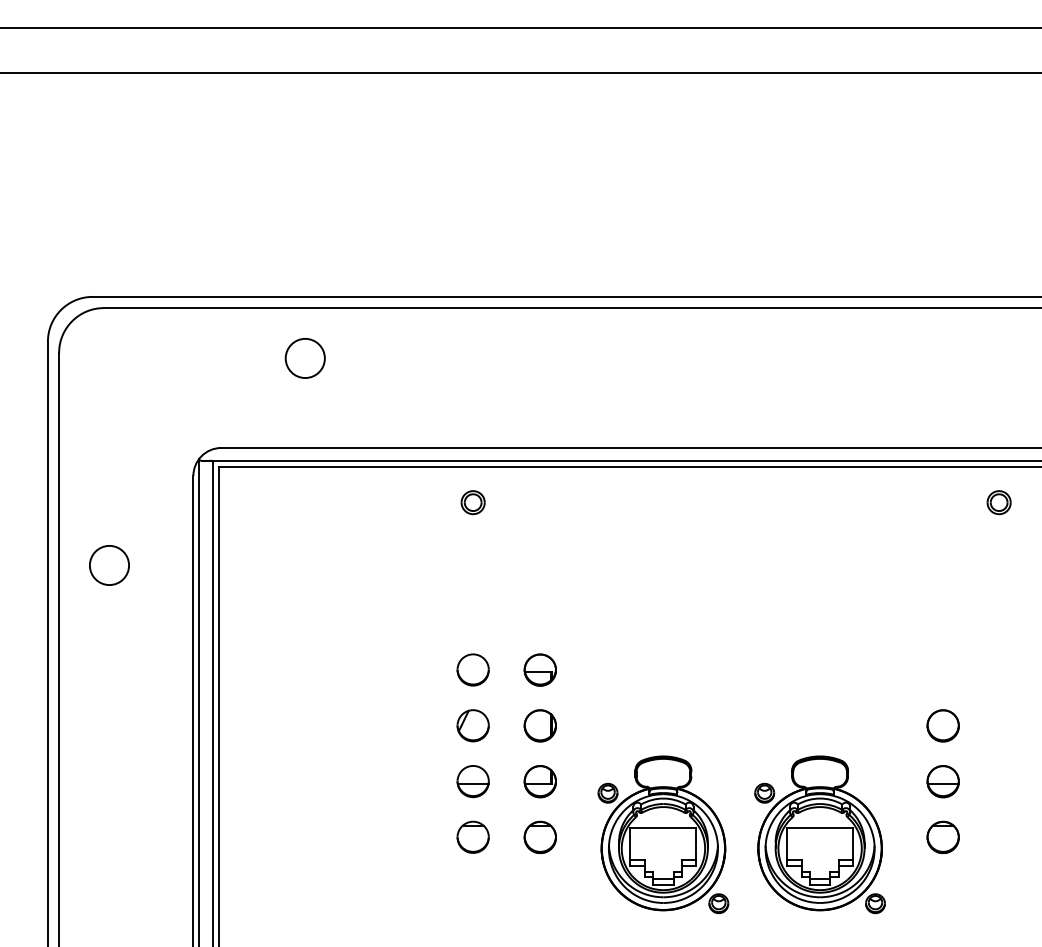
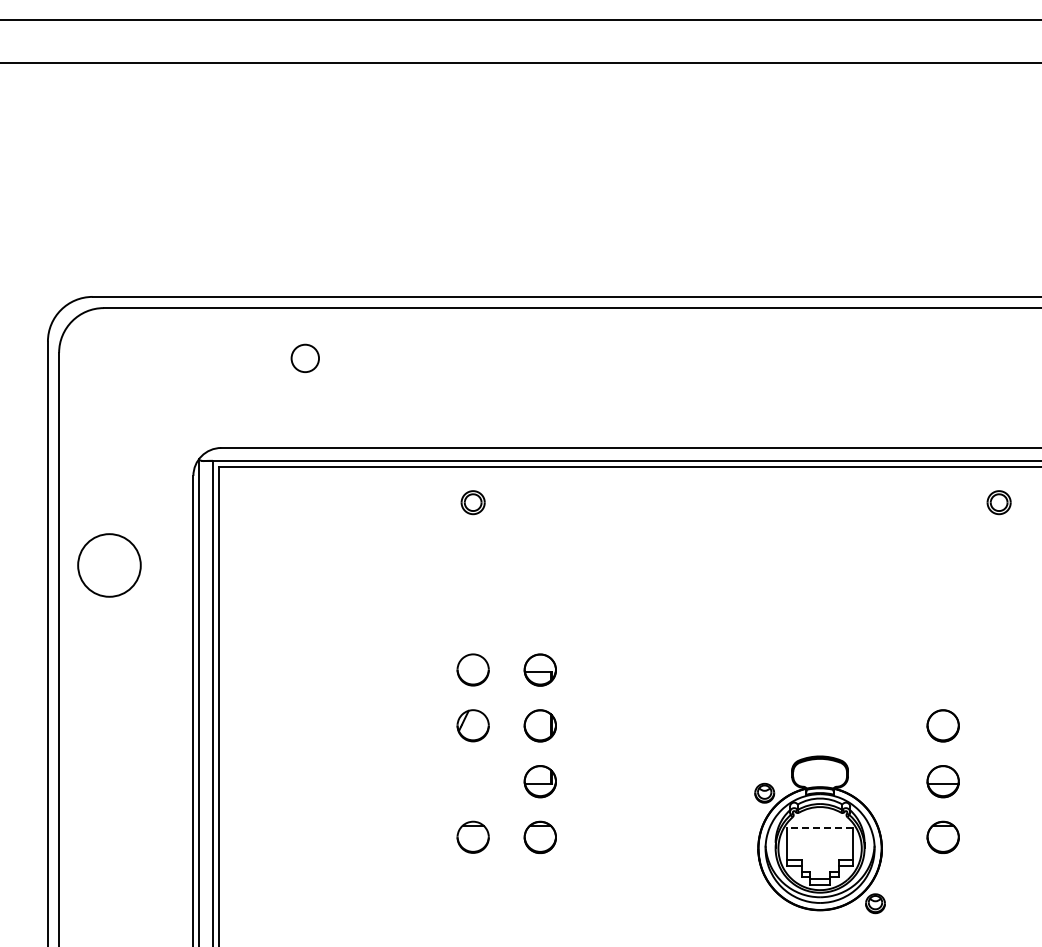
line position: (520, 28) -> (520, 20) (520, 20)
line position: (520, 73) -> (520, 63) (520, 63)
circle diameter: 39 px -> 27 px (305, 358)
circle diameter: 39 px -> 63 px (109, 565)
part: present -> none (472, 781)
line: solid -> dashed (819, 828)
part: present -> none (663, 834)
